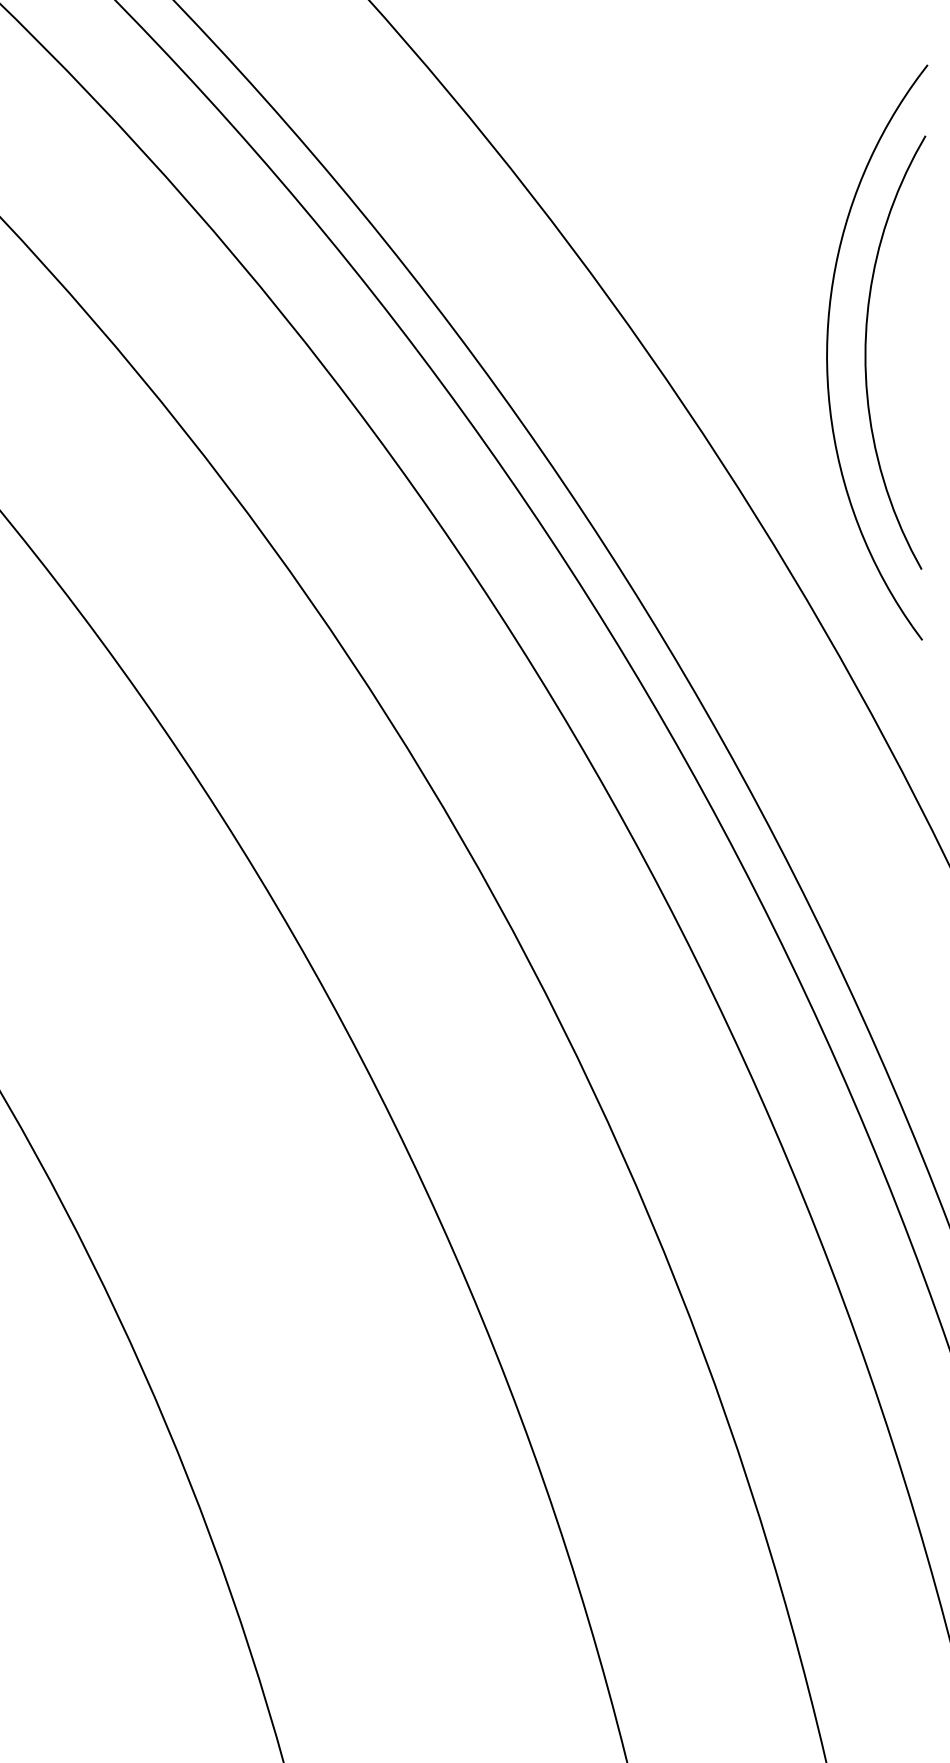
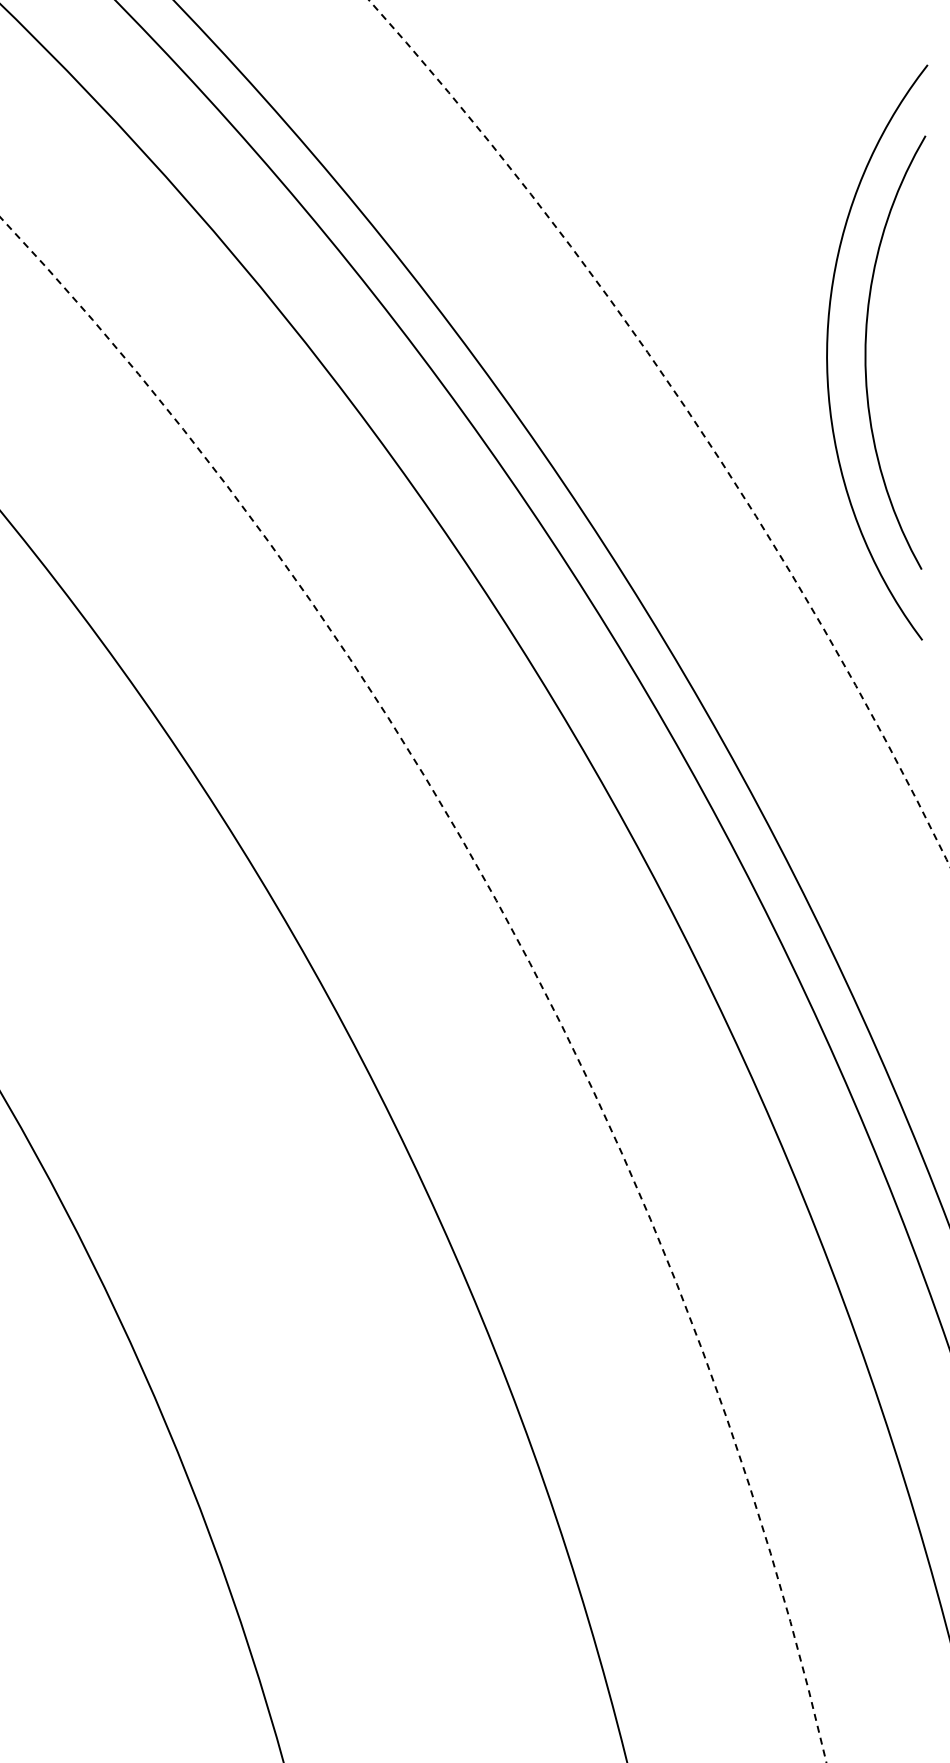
arc: solid -> dashed (689, 413)
arc: solid -> dashed (514, 934)
